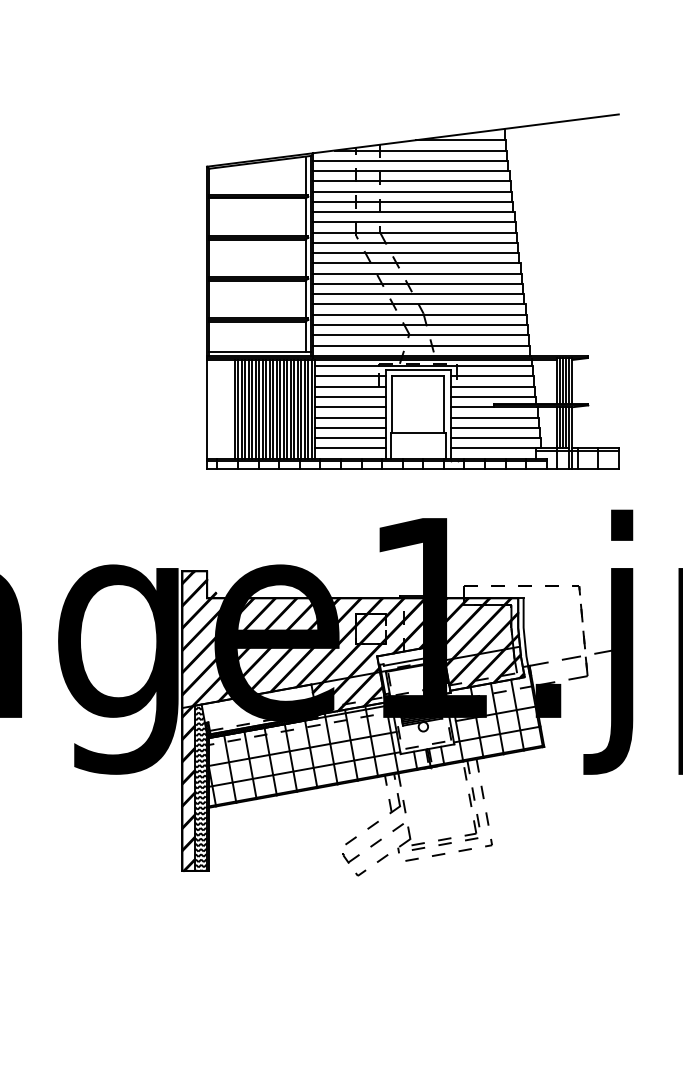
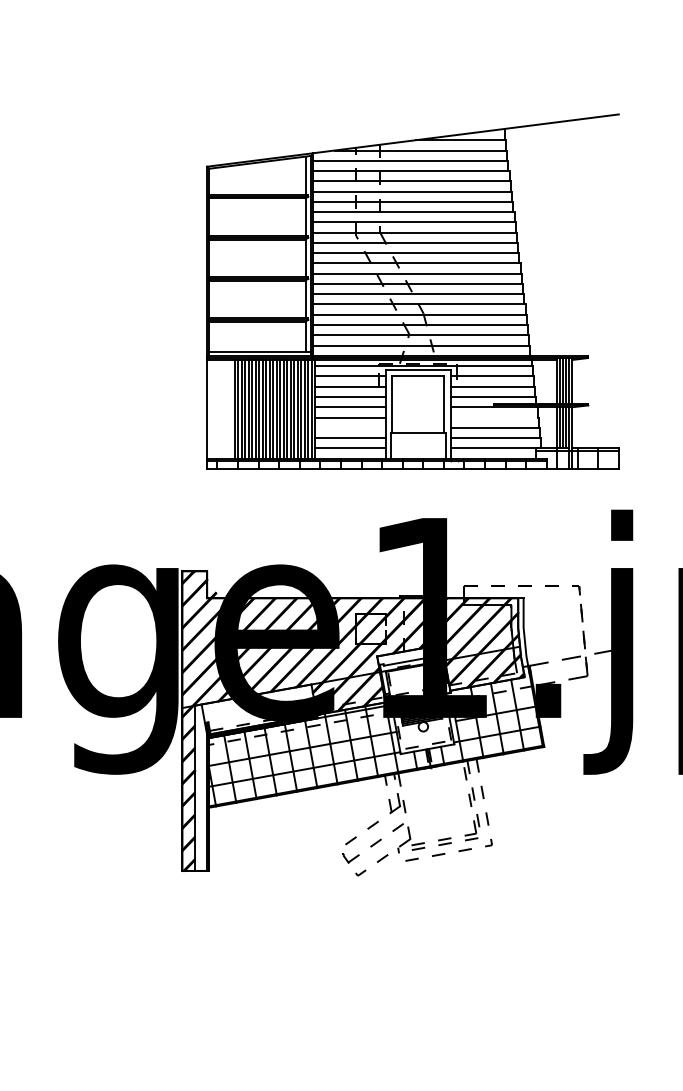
line: present -> none (493, 417)
line: present -> none (349, 427)
hatch: present -> none (200, 788)
